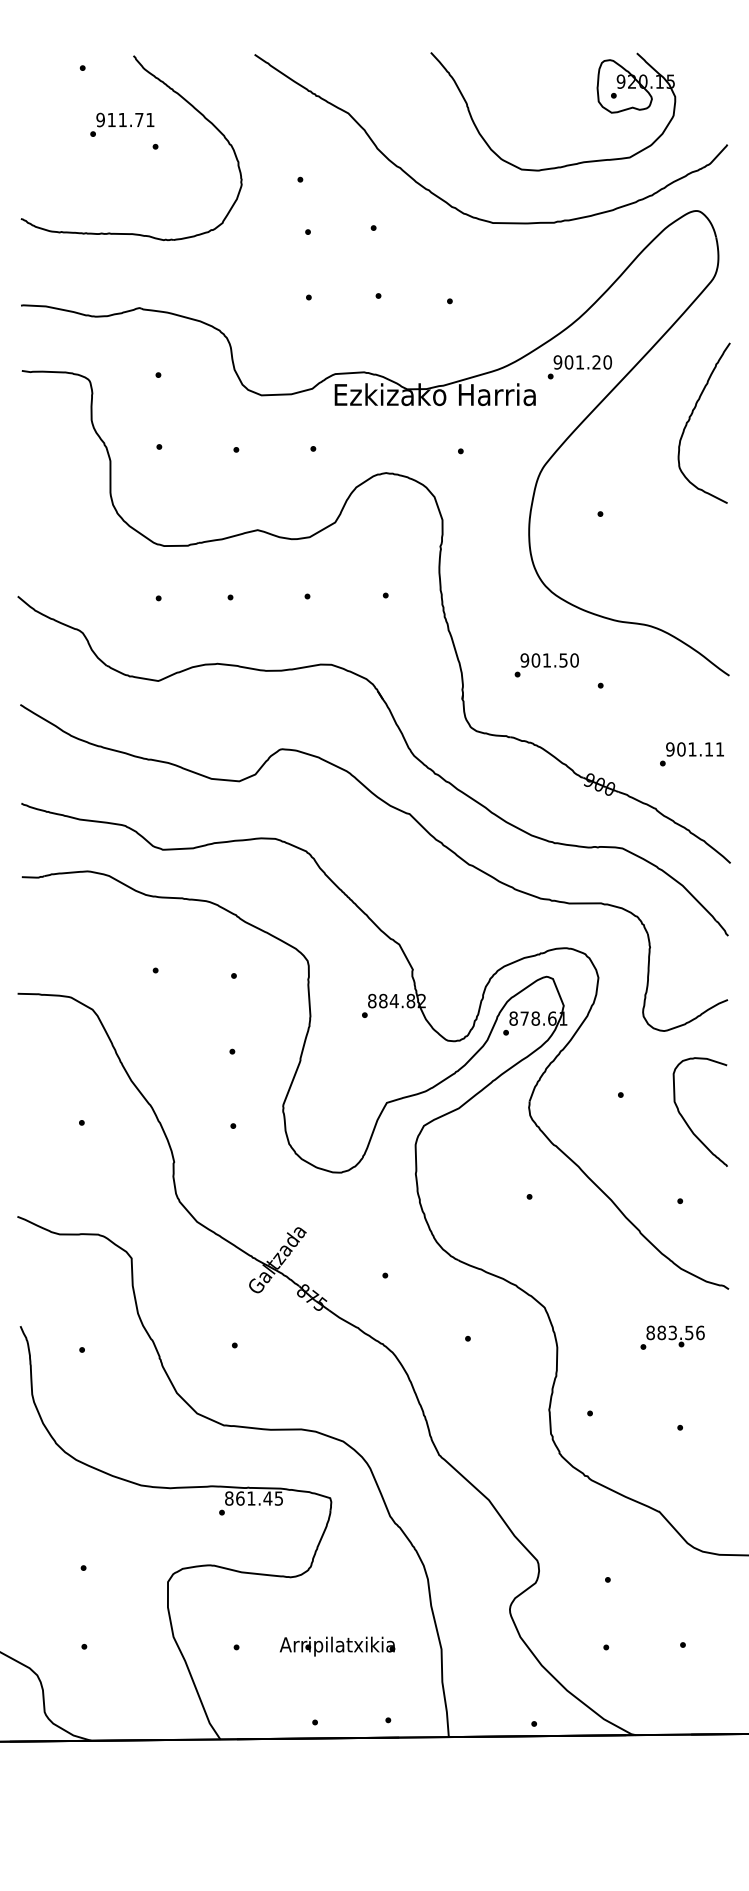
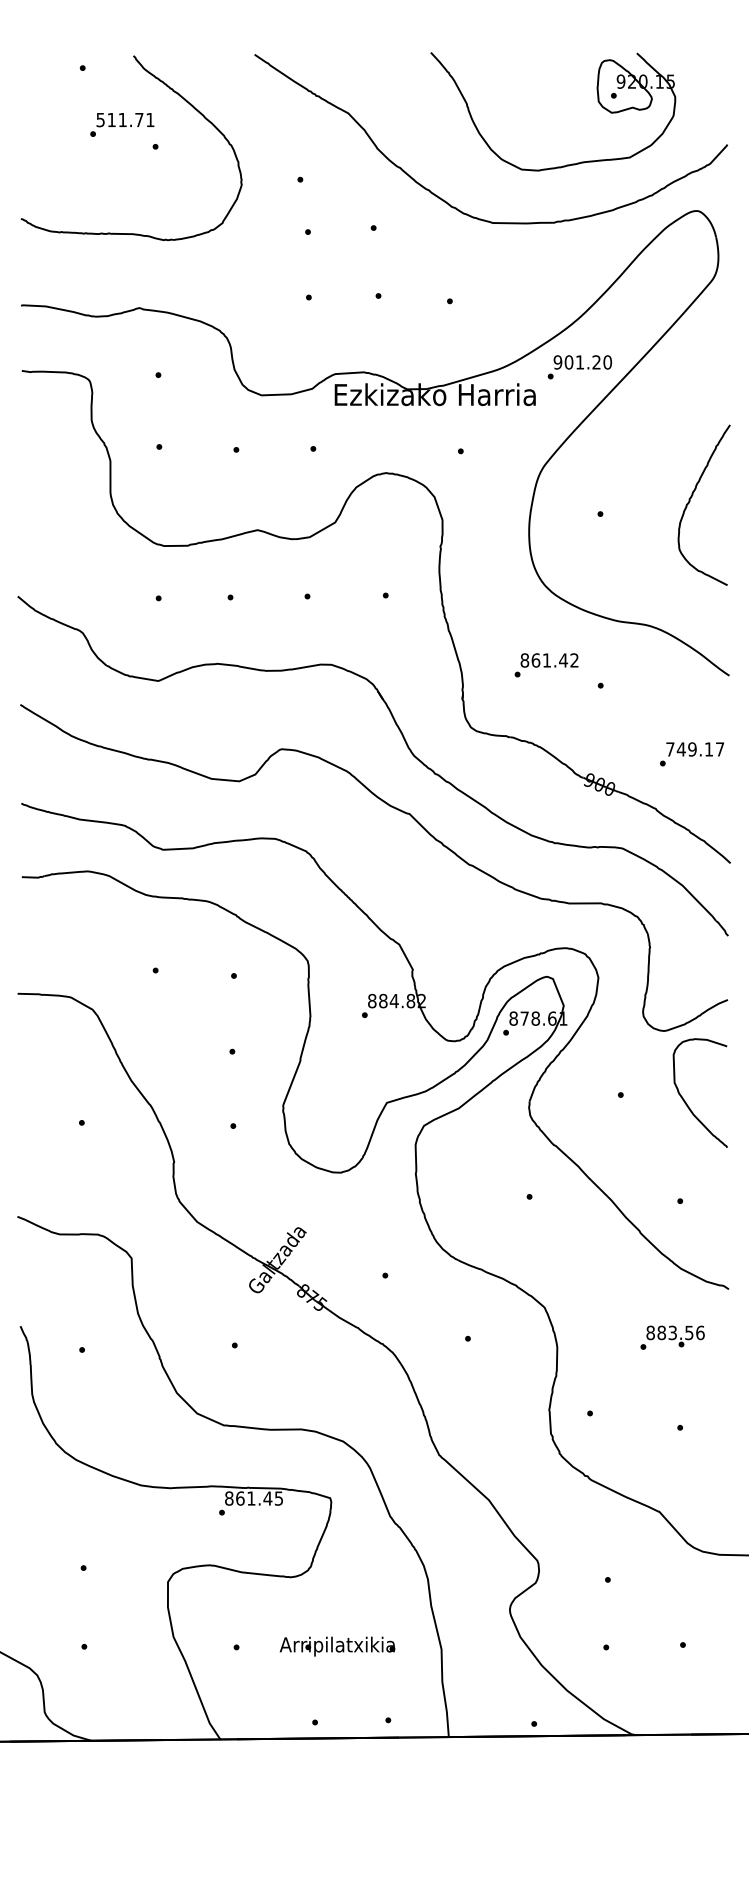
text: 911.71 -> 511.71 (100, 119)
curve position: (690, 419) -> (690, 501) (690, 501)
text: 901.50 -> 861.42 (549, 660)
text: 901.11 -> 749.17 (695, 749)
curve position: (685, 1119) -> (685, 1100) (685, 1100)
